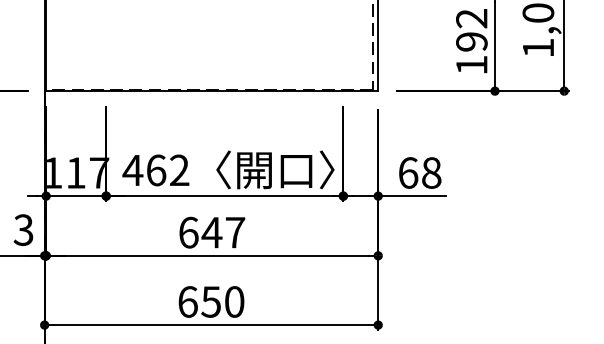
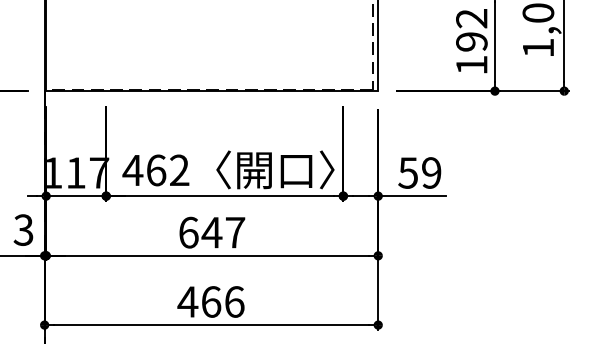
text: 68 -> 59 (419, 172)
text: 650 -> 466 (210, 301)
